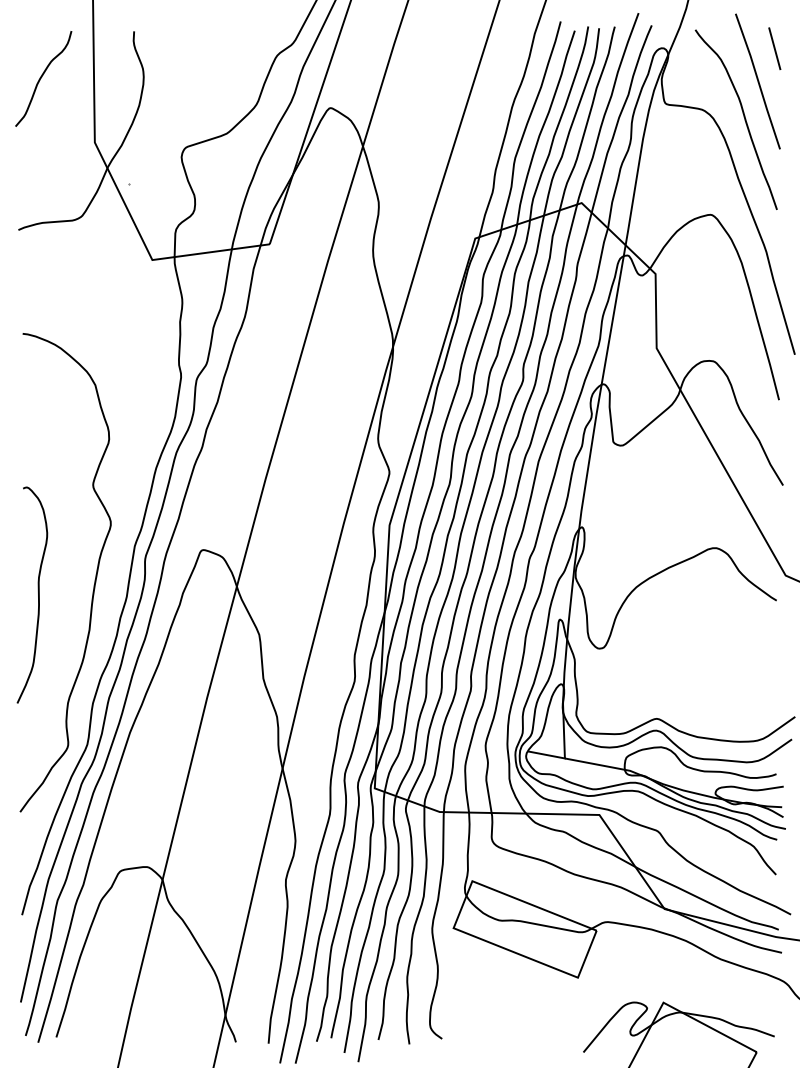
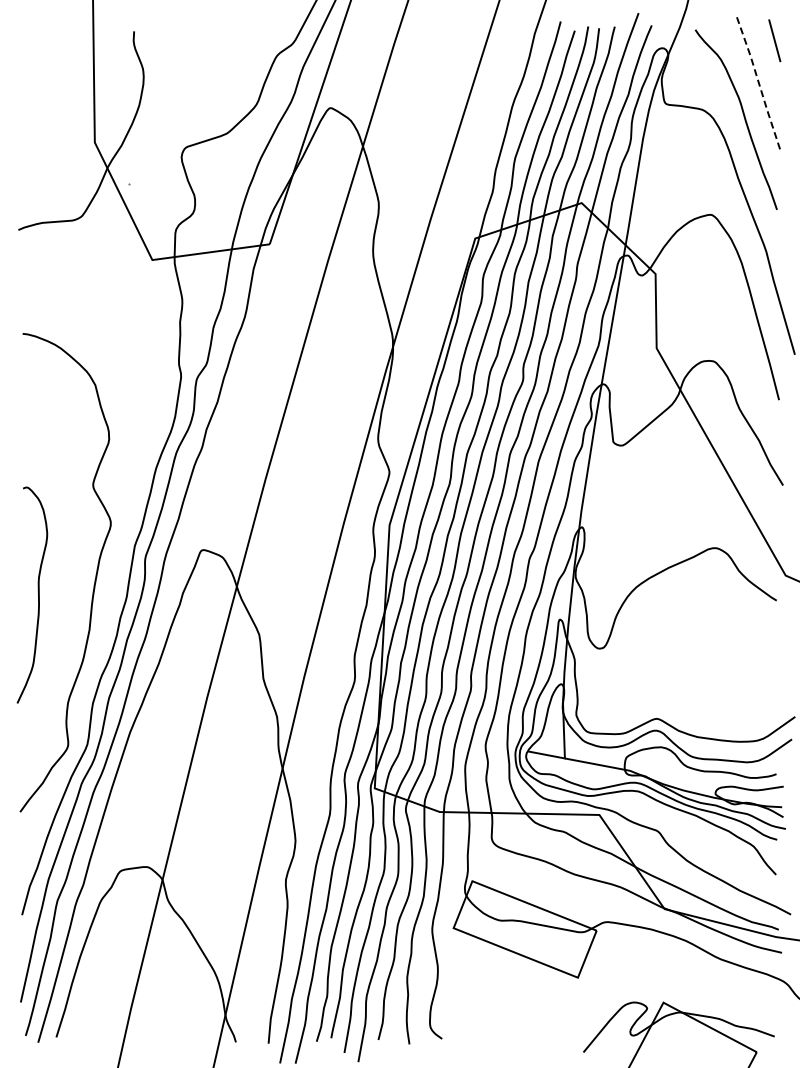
line position: (774, 48) -> (774, 40) (774, 40)
curve: present -> none (42, 77)
line: solid -> dashed (758, 81)
